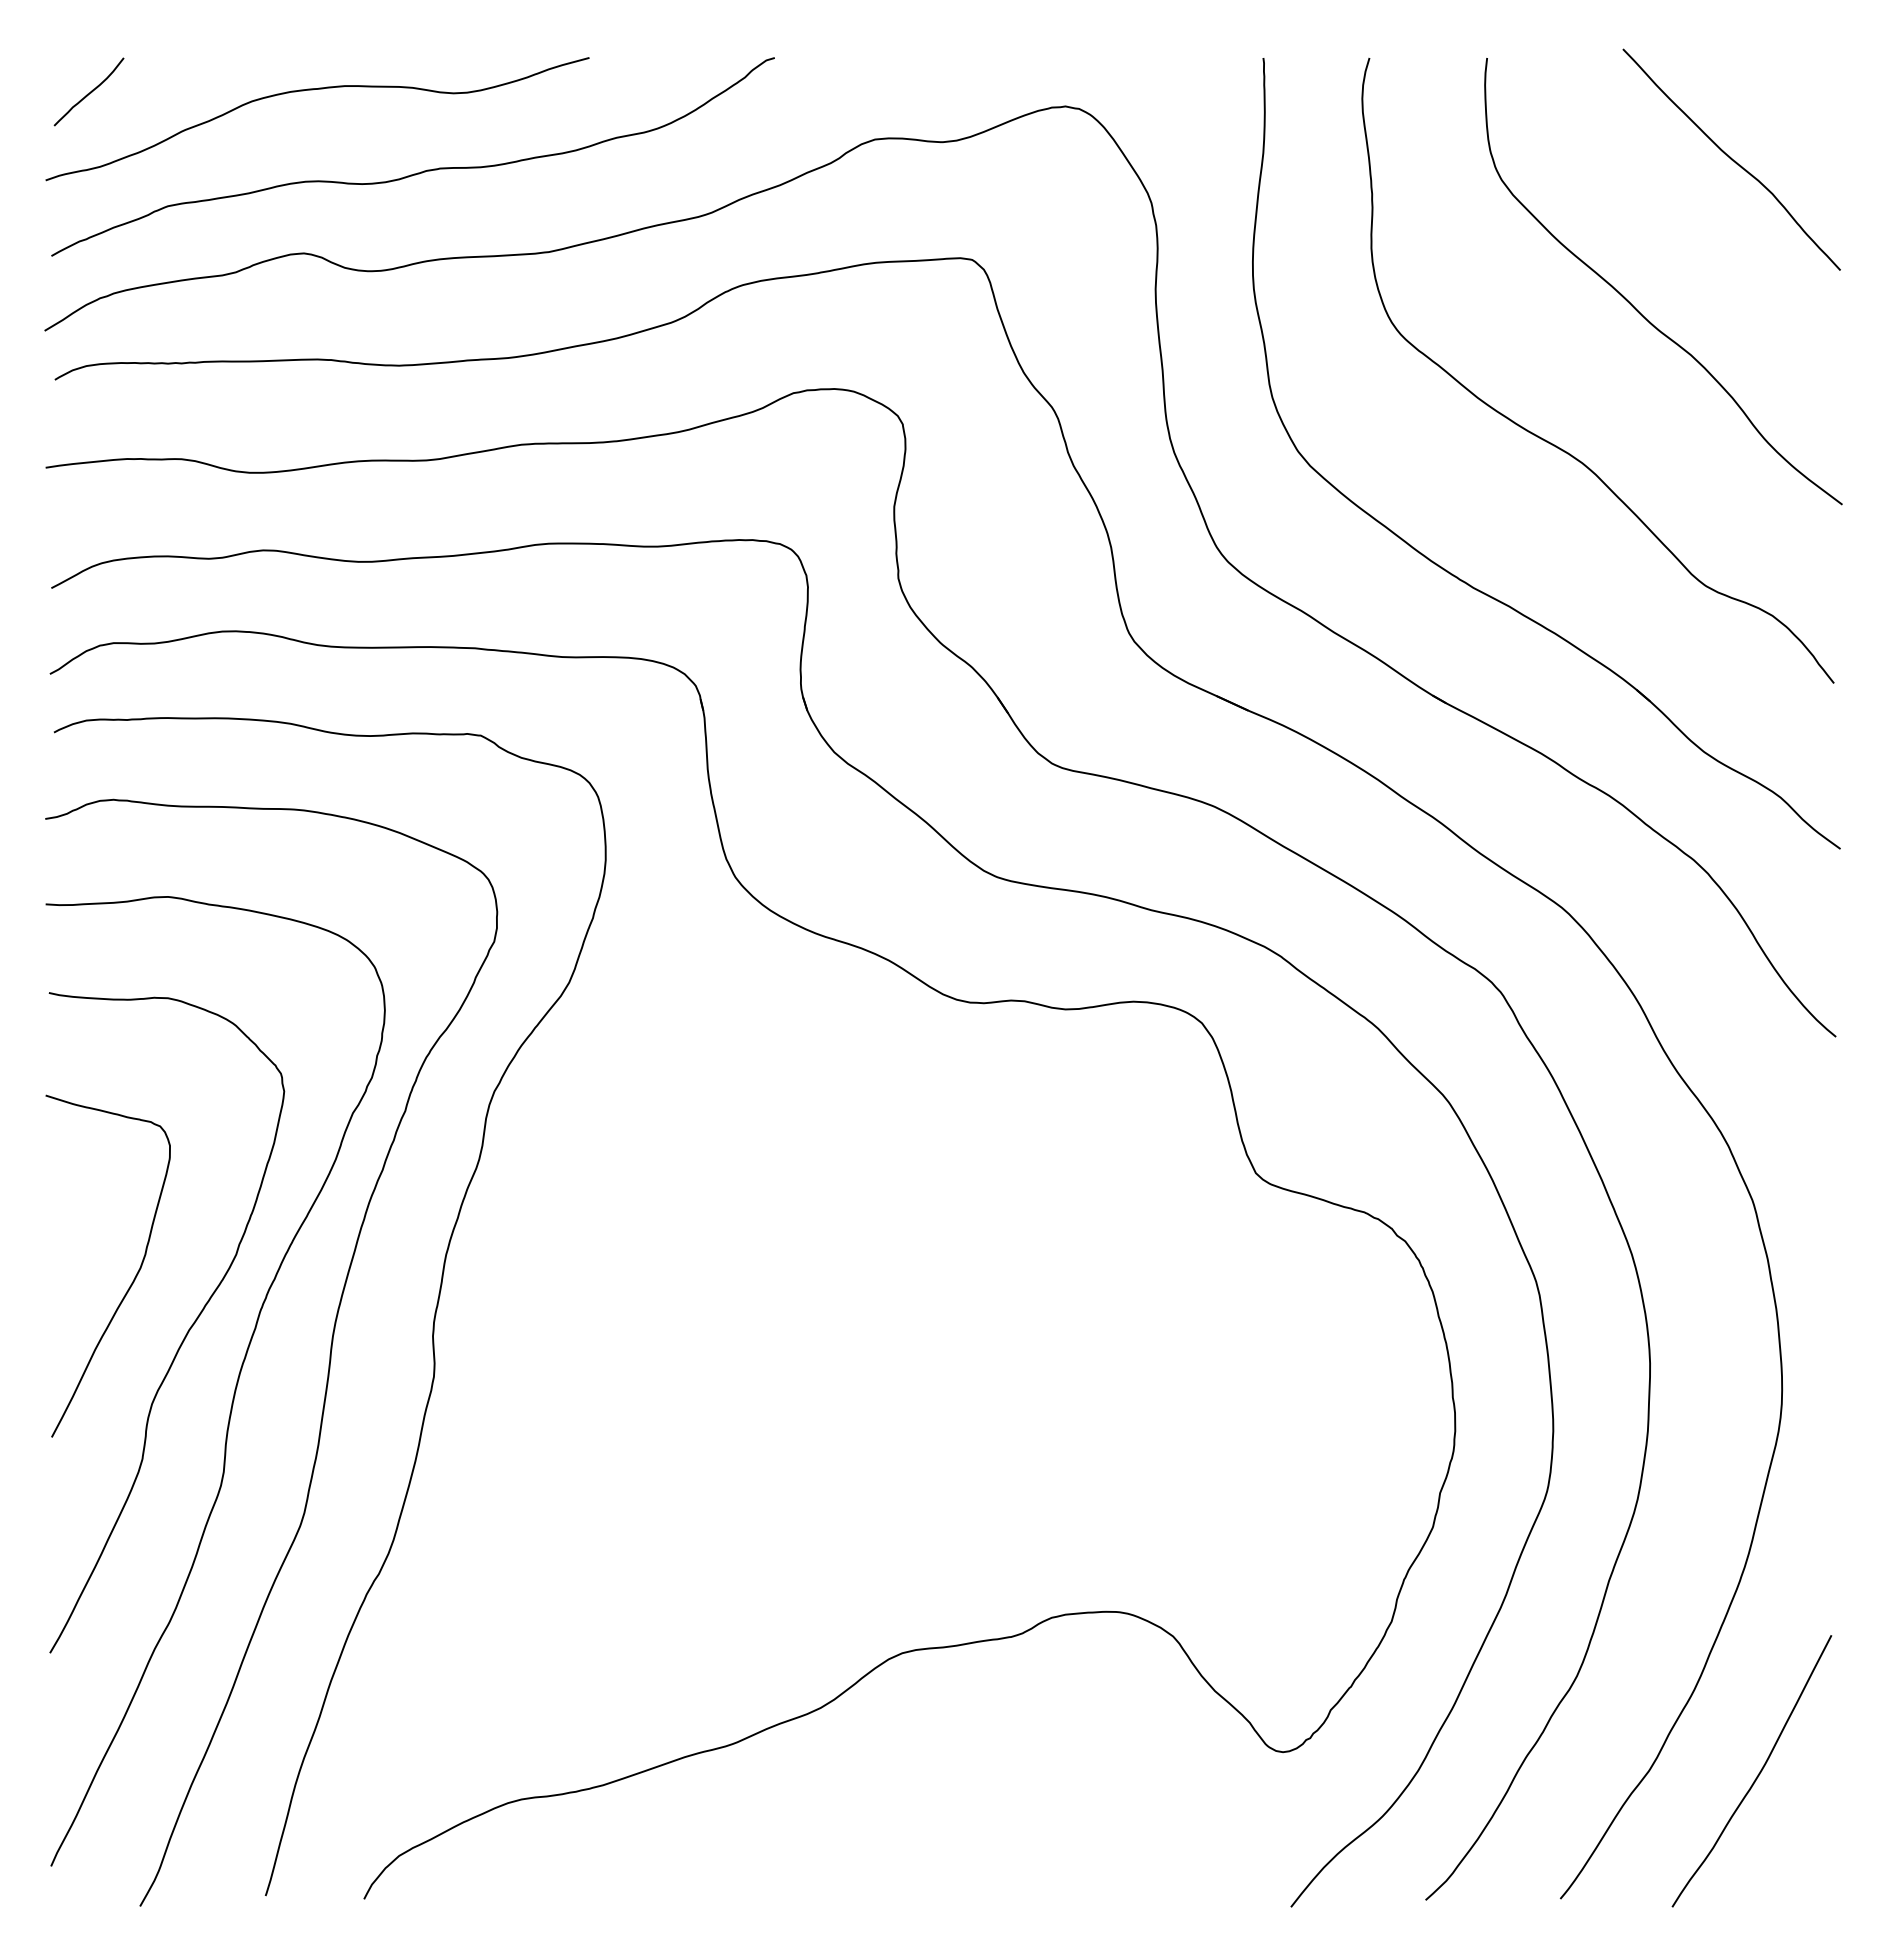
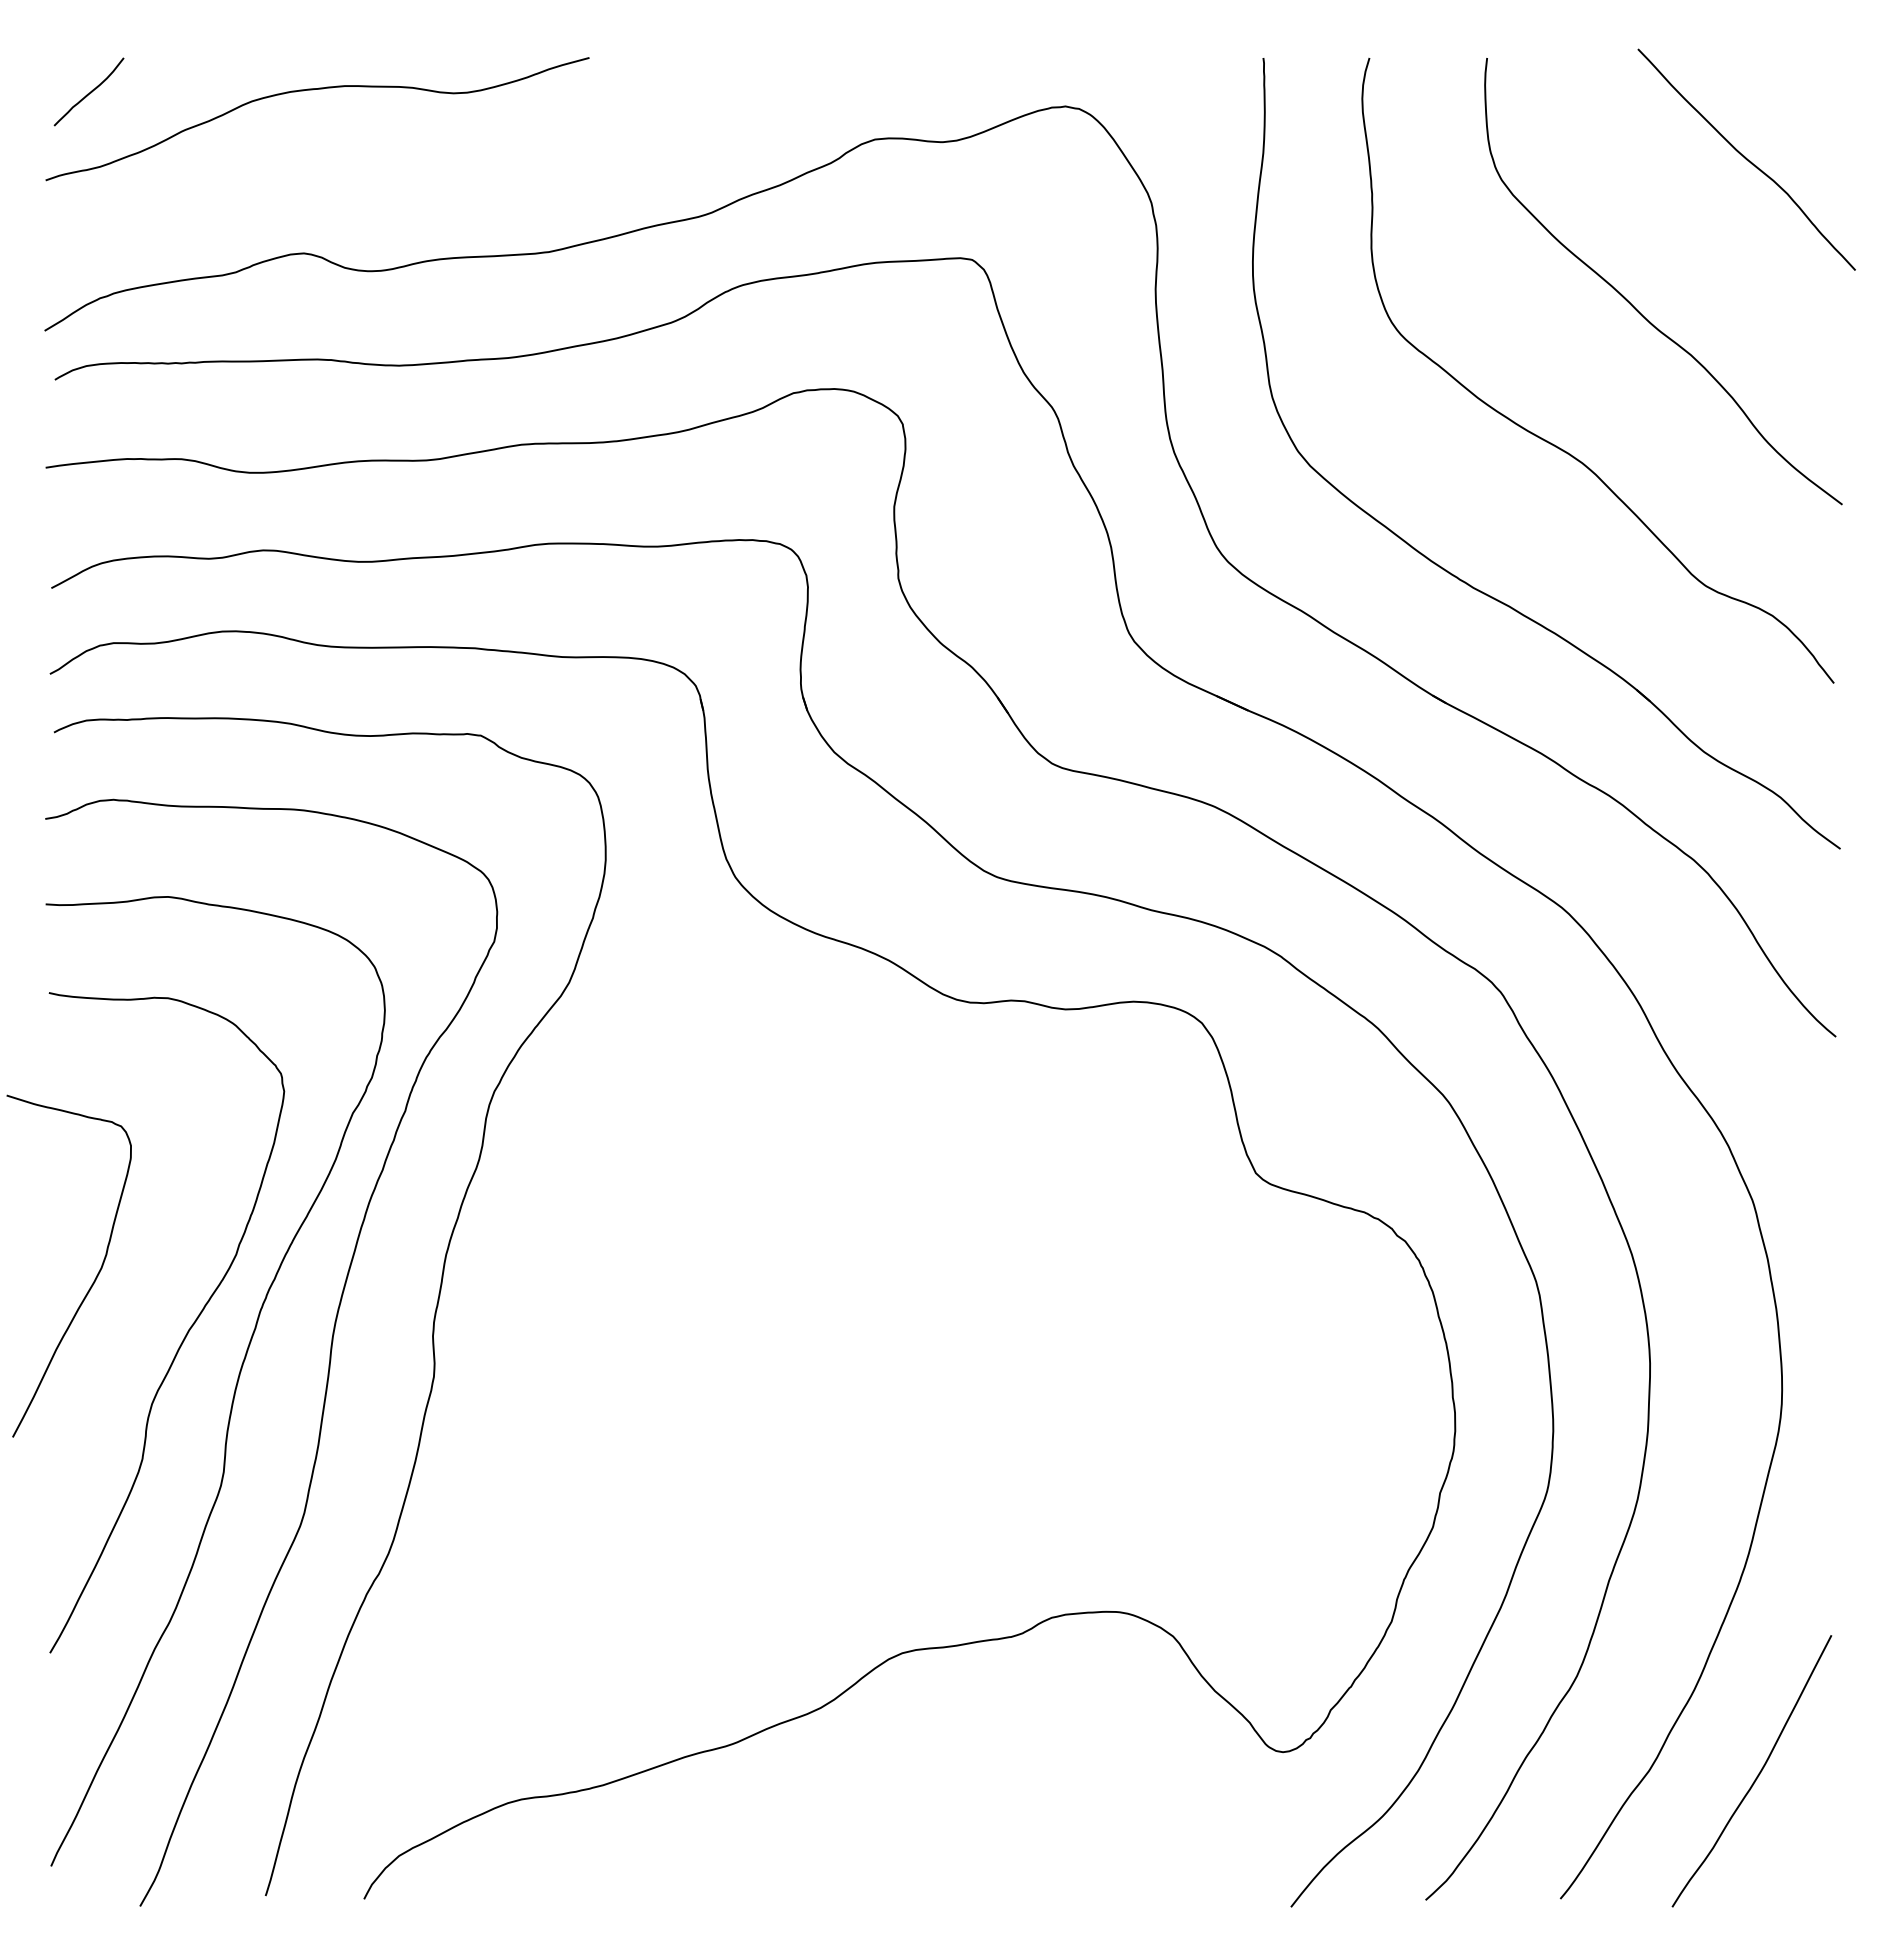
curve position: (1731, 159) -> (1746, 159) (1746, 159)
curve: present -> none (417, 172)
curve position: (133, 1279) -> (94, 1279) (94, 1279)
